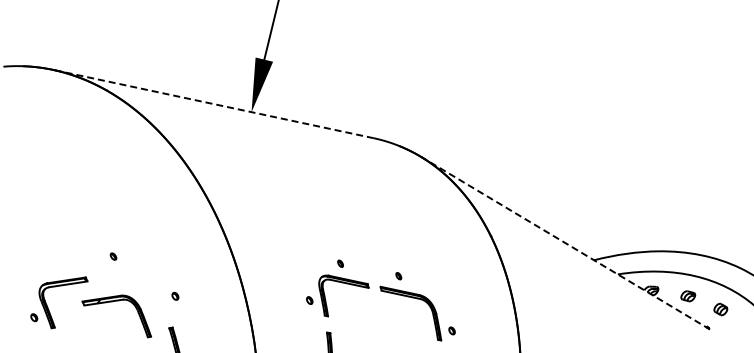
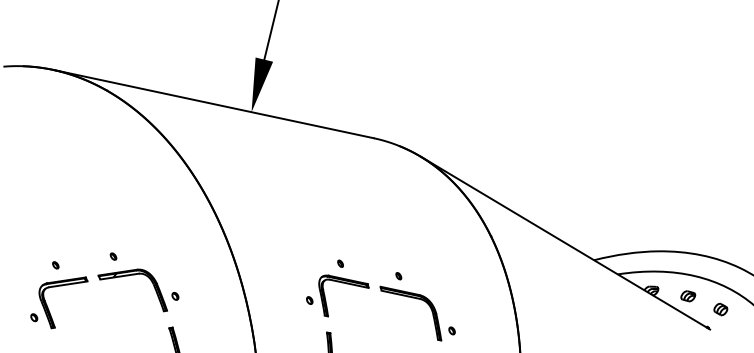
line: dashed -> solid (213, 104)
line: dashed -> solid (565, 242)
part: none -> present (55, 265)
part position: (112, 302) -> (128, 276) (128, 276)
